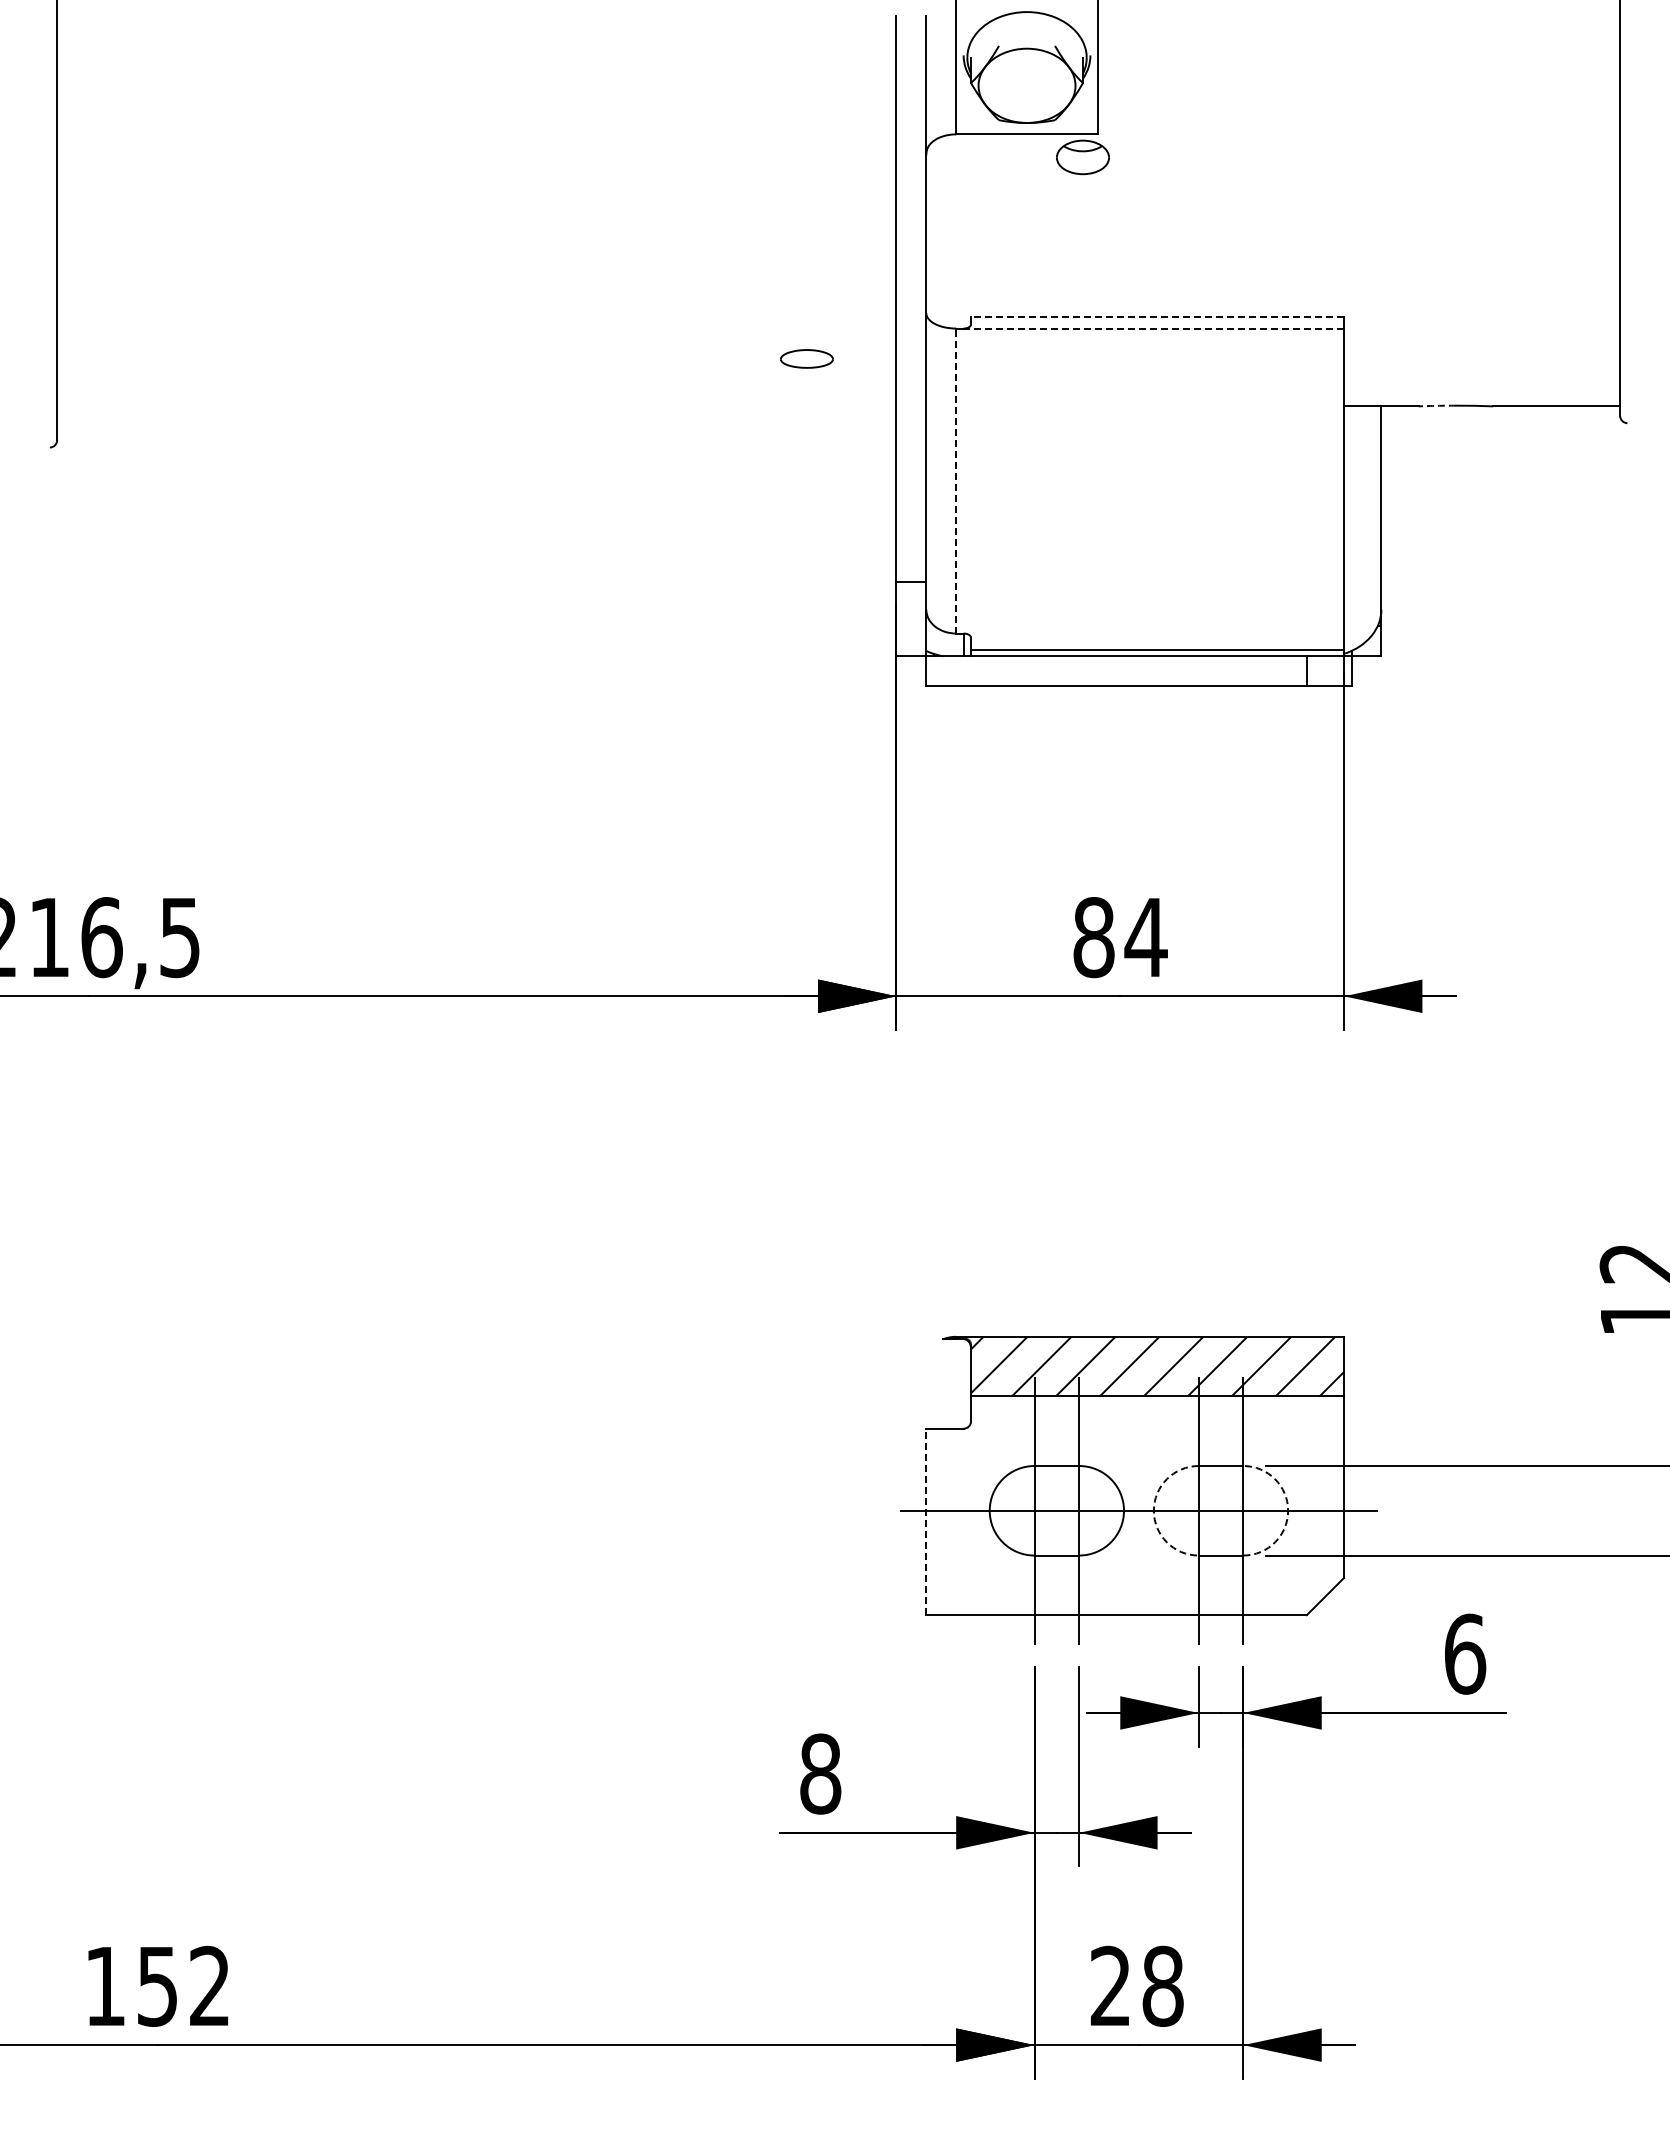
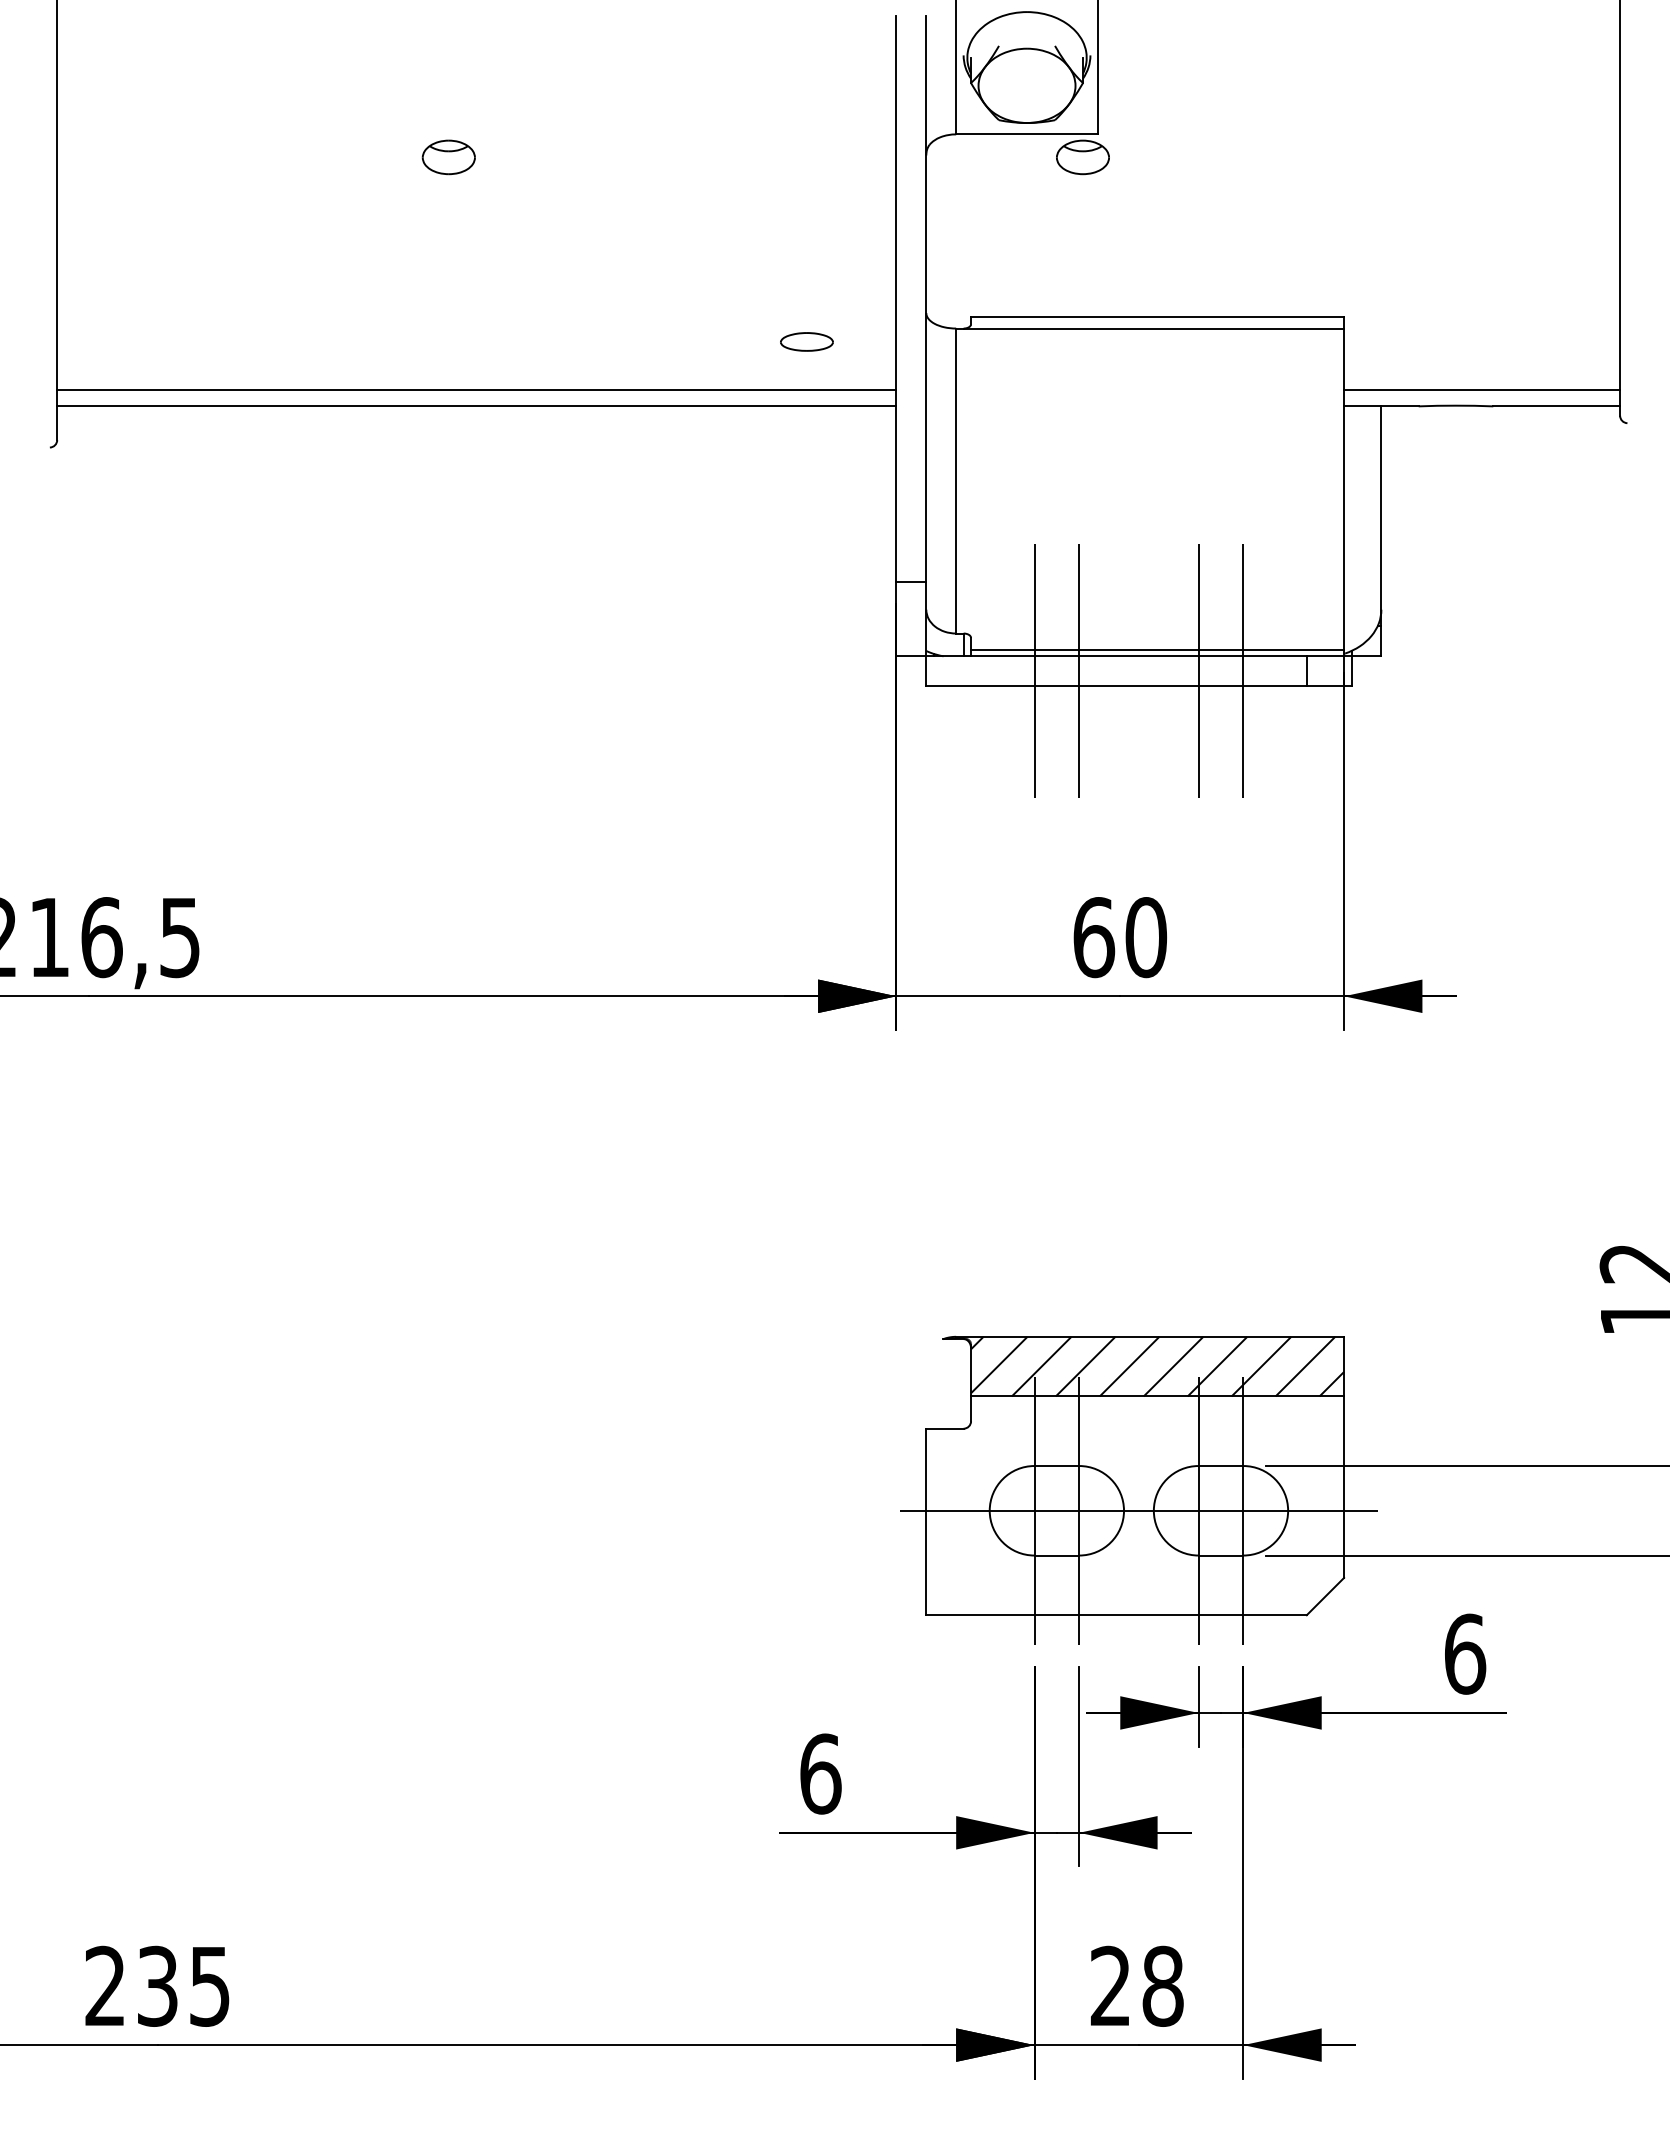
part: none -> present (448, 157)
line: dashed -> solid (1157, 316)
line: dashed -> solid (1153, 328)
part position: (806, 358) -> (806, 341) (806, 341)
line: none -> present (476, 390)
line: none -> present (1482, 390)
arc: dashed -> solid (1437, 405)
line: none -> present (476, 406)
line: dashed -> solid (956, 480)
line: none -> present (1034, 671)
line: none -> present (1079, 671)
line: none -> present (1198, 671)
line: none -> present (1243, 671)
text: 84 -> 60 (1120, 937)
arc: dashed -> solid (1153, 1510)
arc: dashed -> solid (1288, 1510)
line: dashed -> solid (926, 1521)
text: 8 -> 6 (820, 1773)
text: 152 -> 235 (157, 1985)
